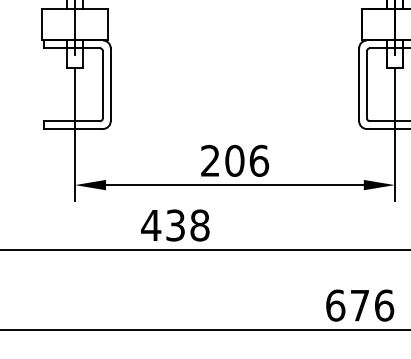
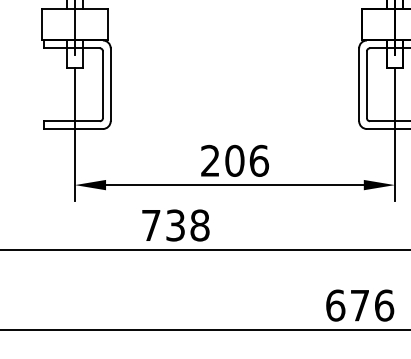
text: 438 -> 738 (151, 225)
